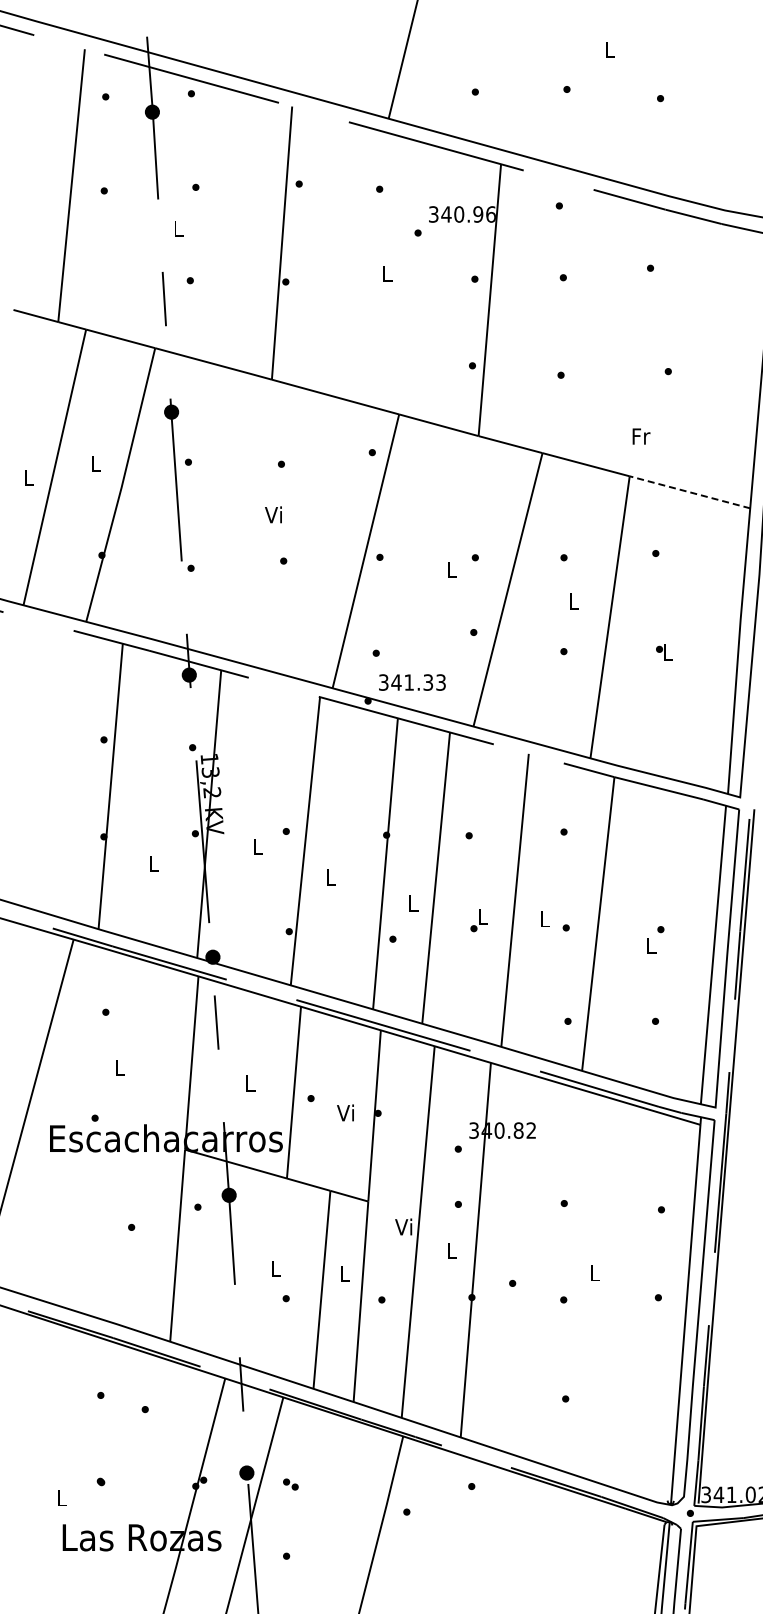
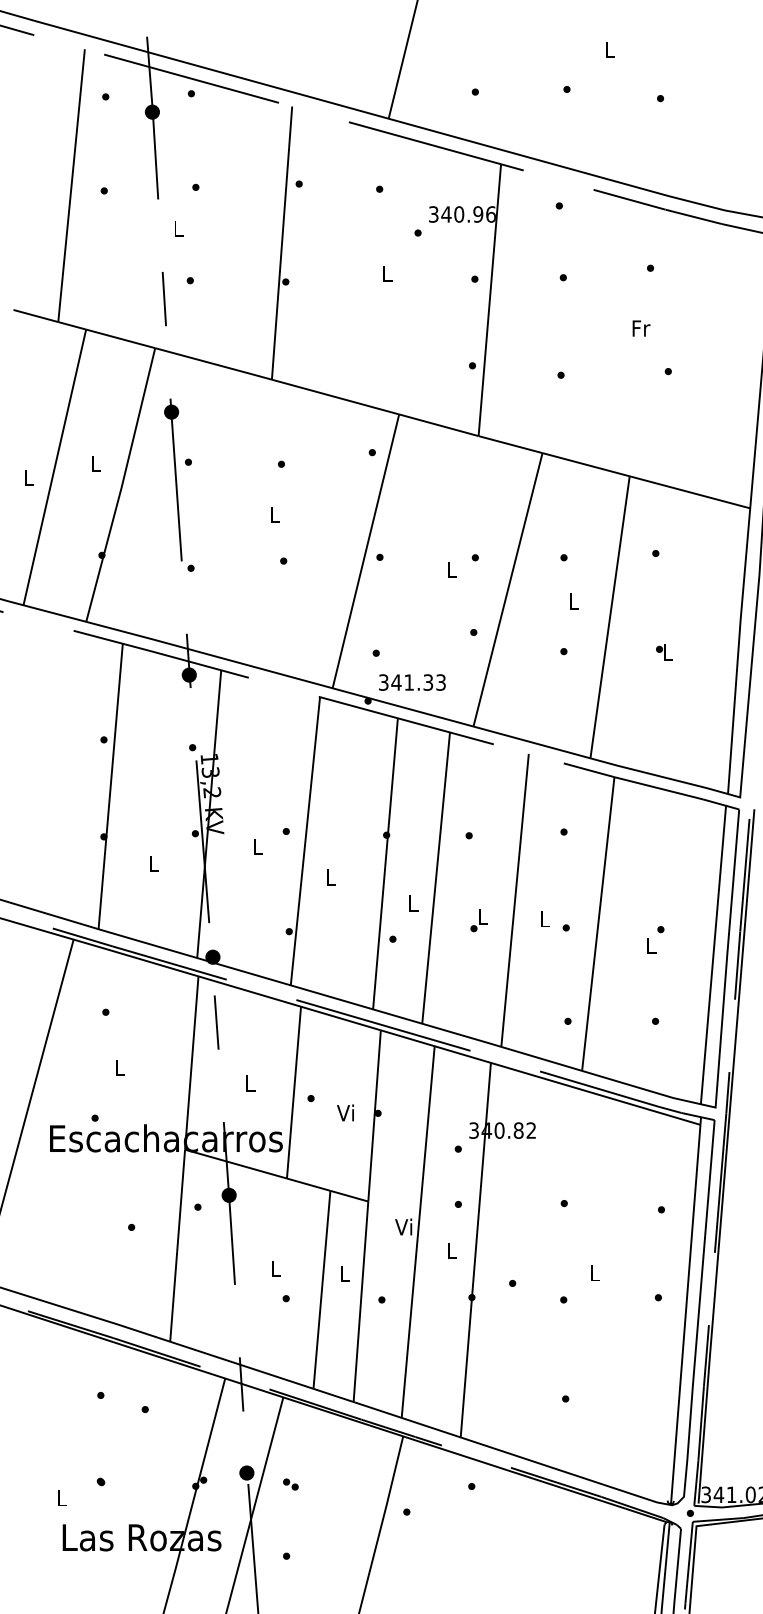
text position: (641, 436) -> (641, 328) (641, 328)
line: dashed -> solid (689, 492)
text: Vi -> L (273, 514)
